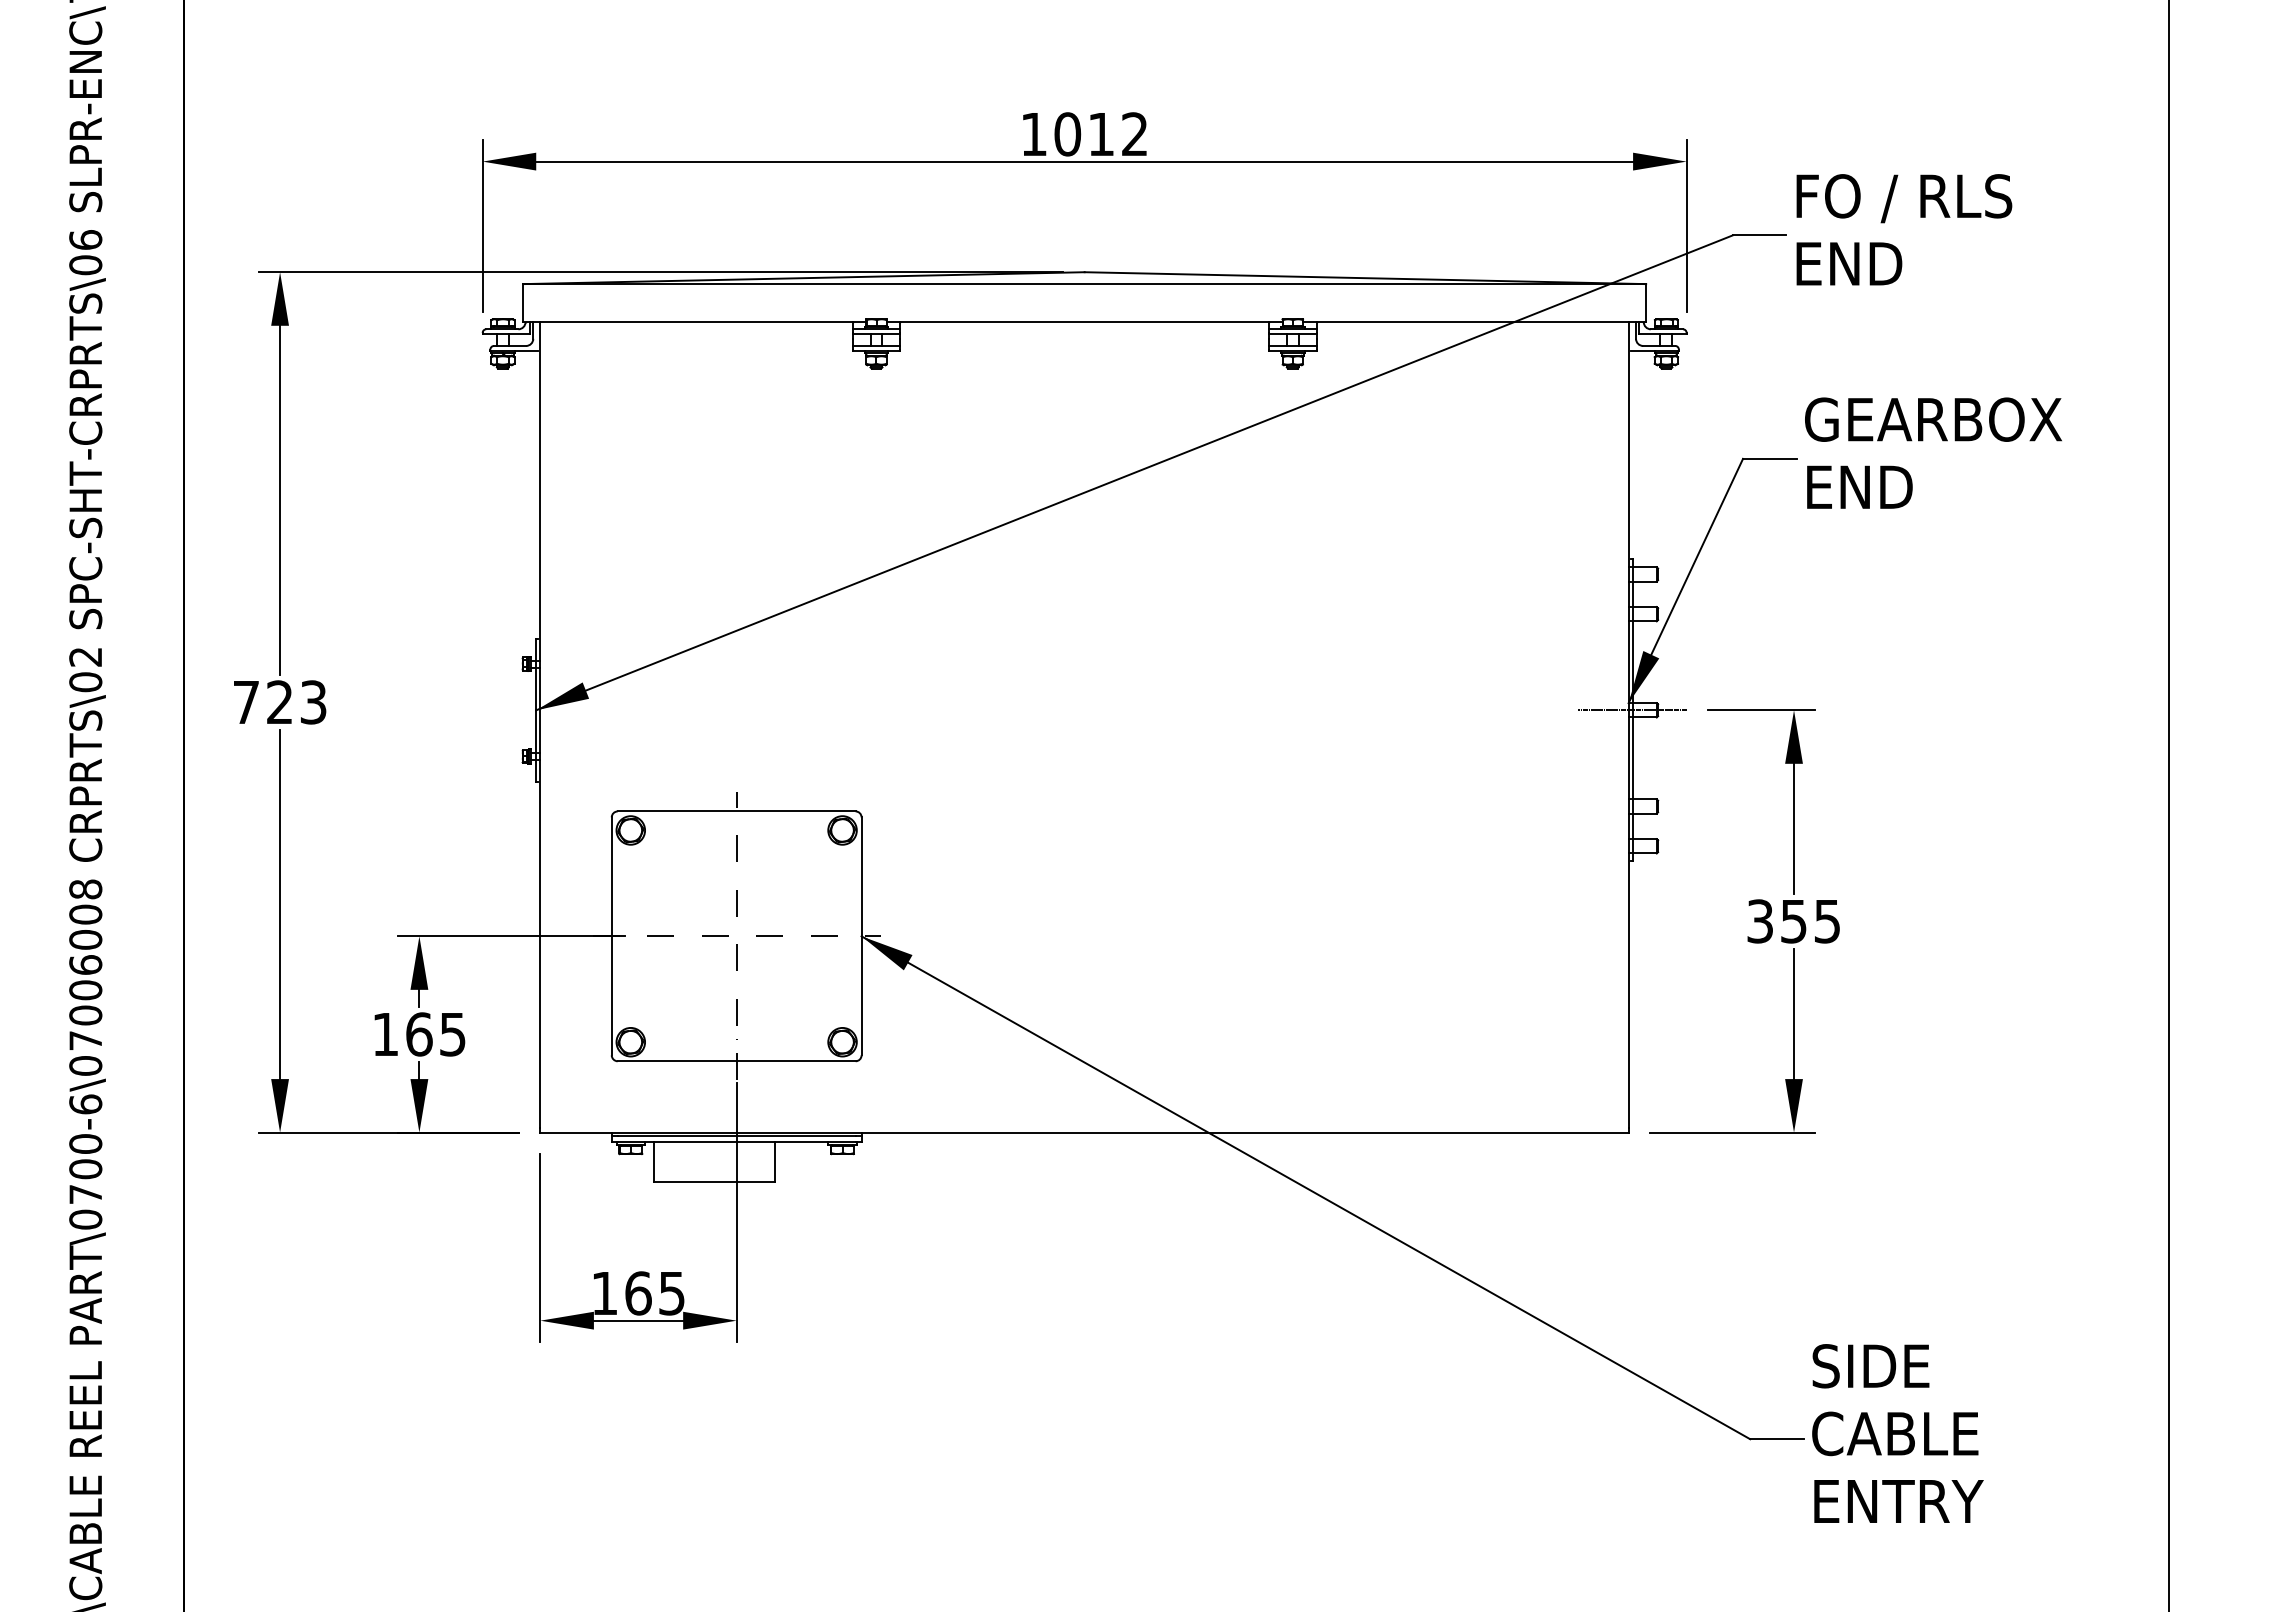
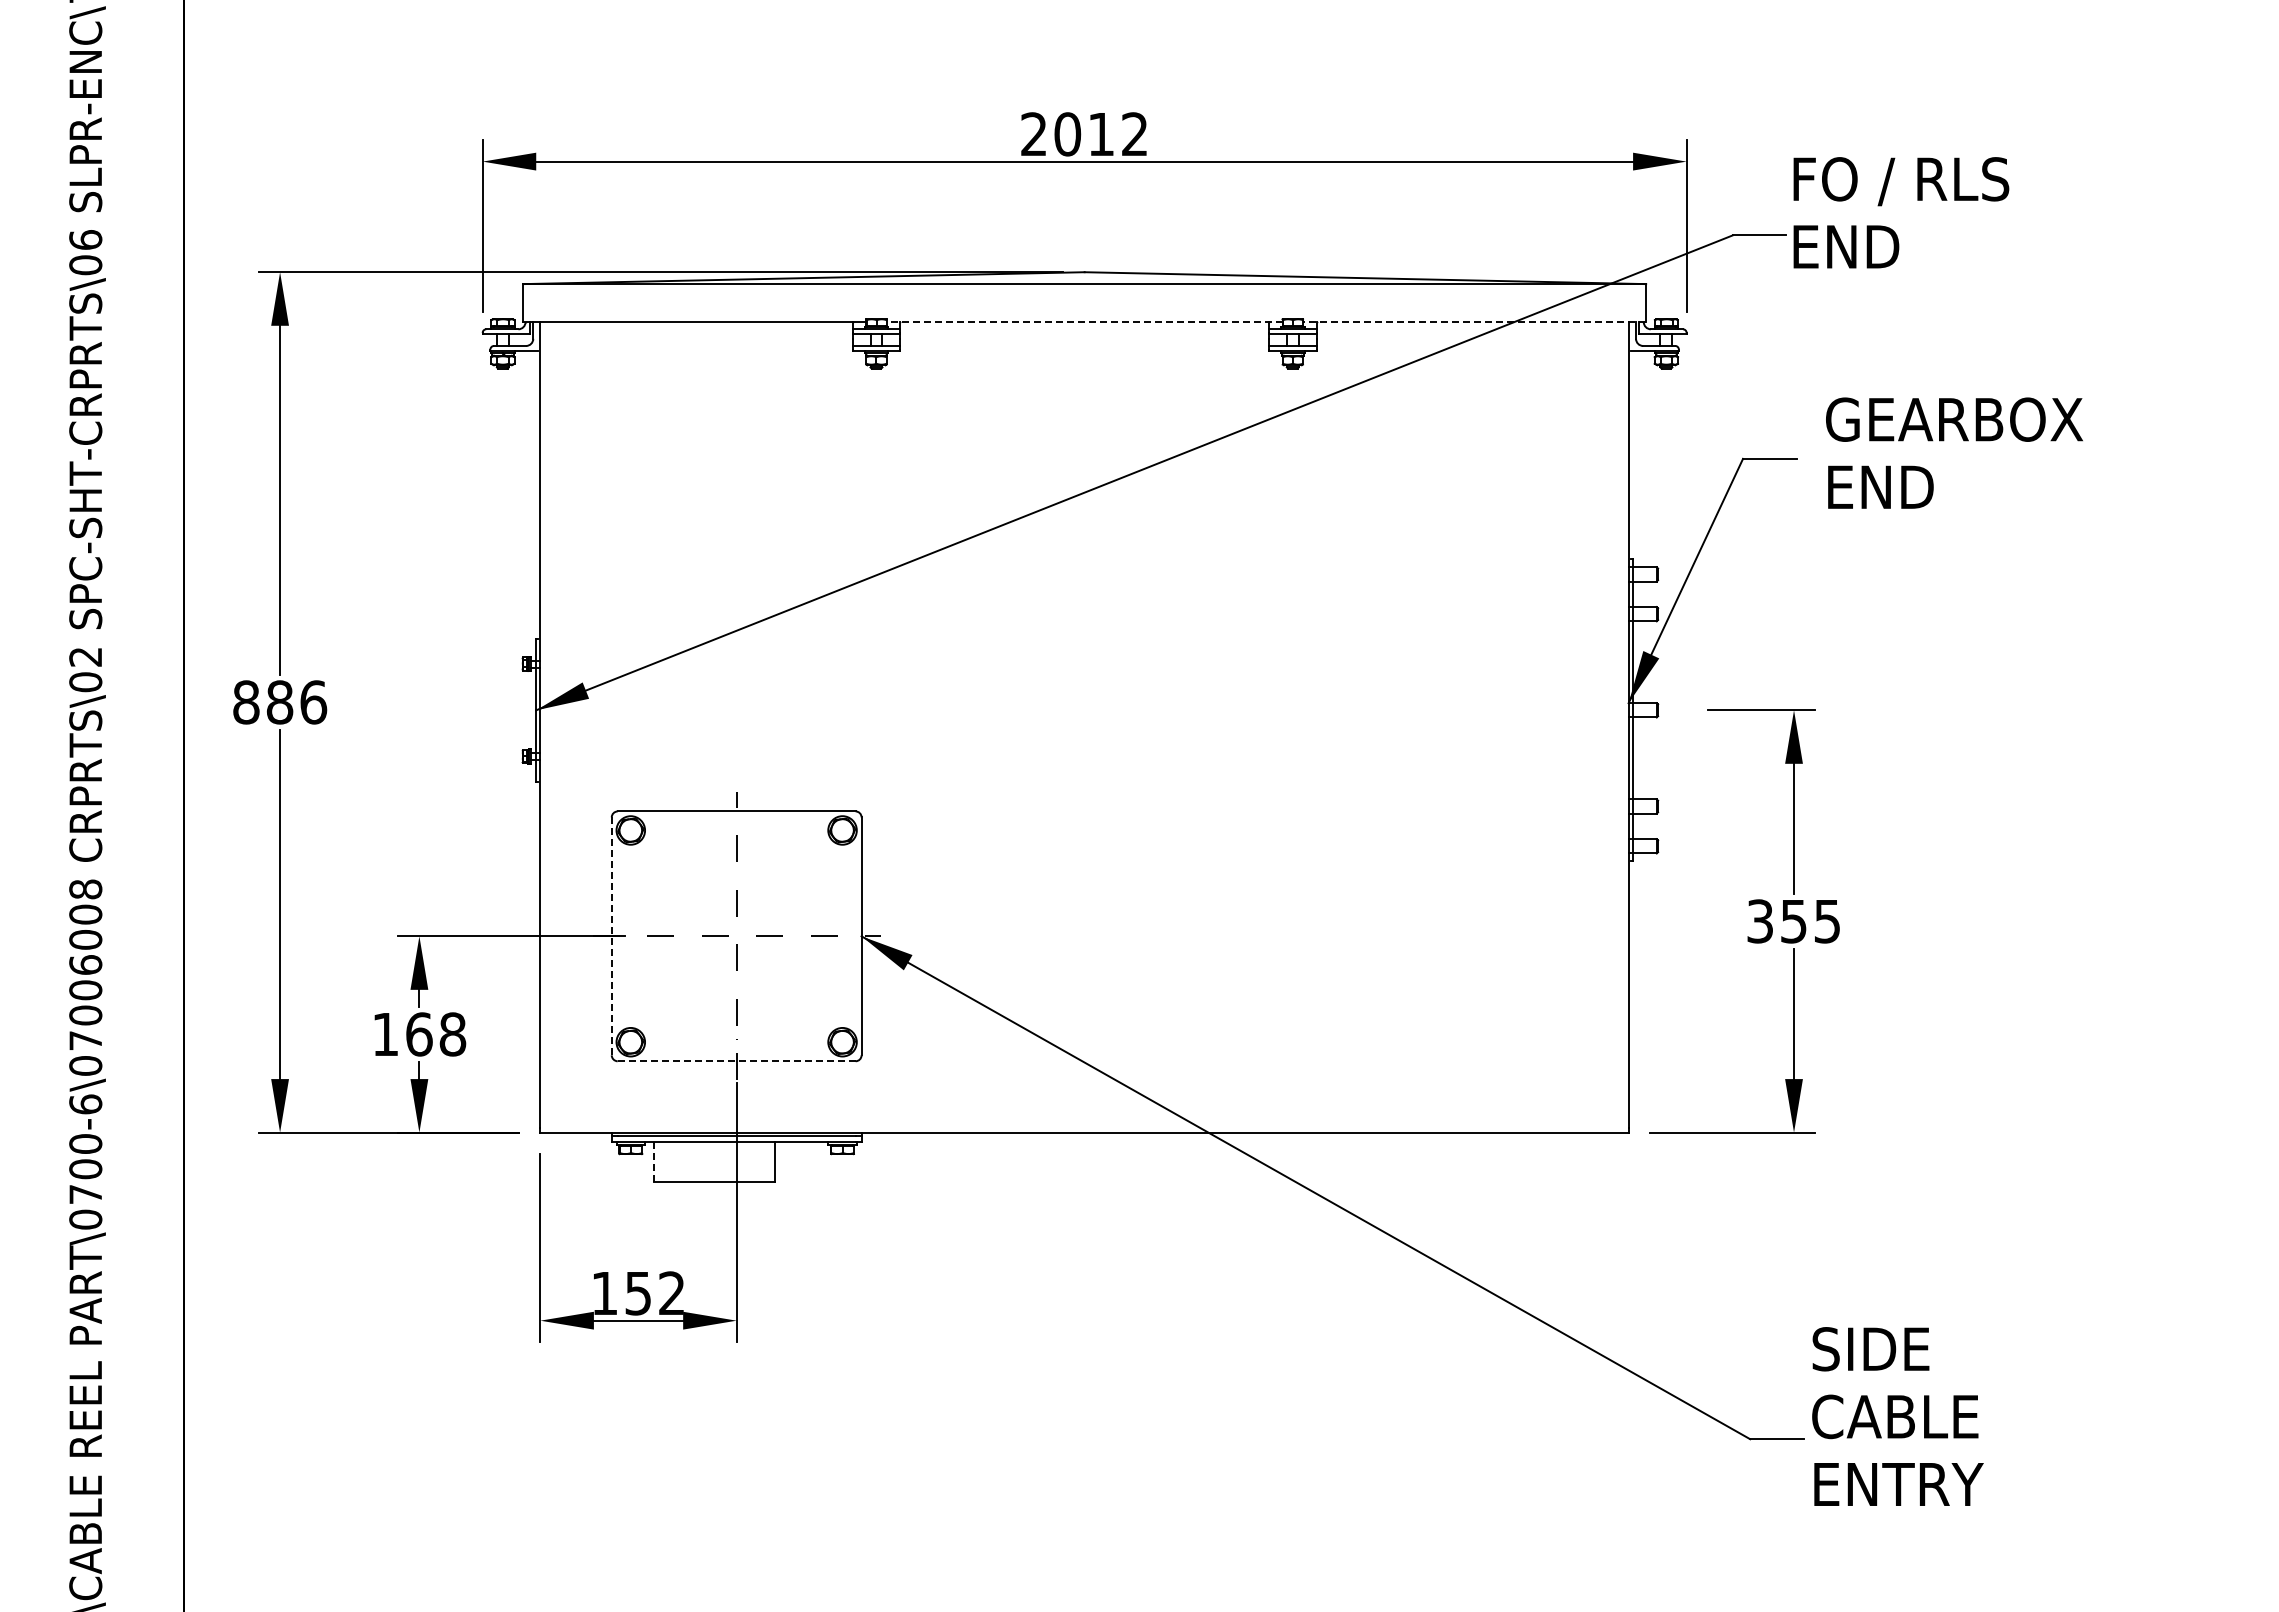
text: 1012 -> 2012 (1033, 133)
text position: (1904, 229) -> (1901, 212) (1901, 212)
line: solid -> dashed (1084, 322)
line: solid -> dashed (1474, 322)
text position: (1933, 452) -> (1954, 452) (1954, 452)
text: 723 -> 886 (280, 702)
line: present -> none (1631, 710)
line: present -> none (2169, 805)
line: solid -> dashed (611, 936)
text: 165 -> 168 (452, 1034)
line: solid -> dashed (736, 1061)
line: solid -> dashed (653, 1161)
text: 165 -> 152 (654, 1293)
text position: (1897, 1433) -> (1897, 1416) (1897, 1416)
